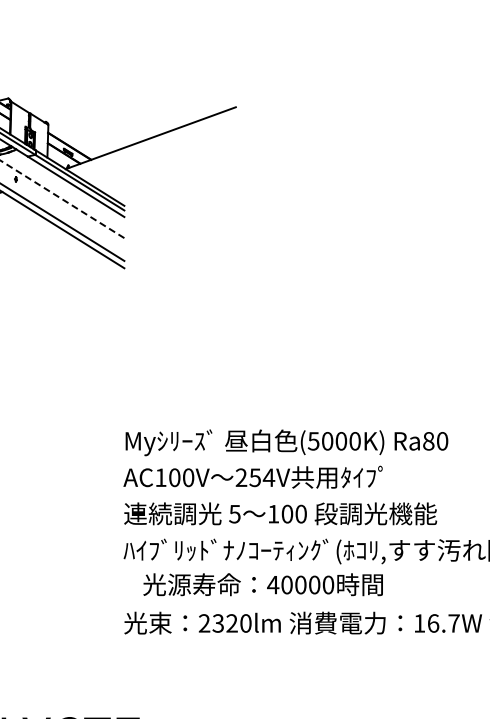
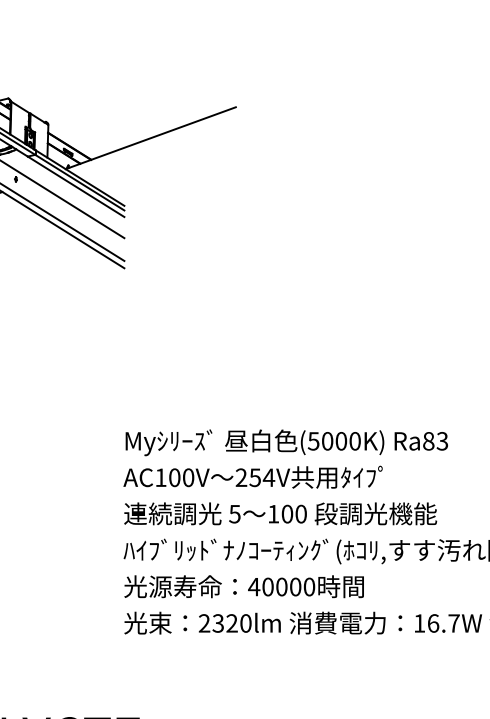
line: dashed -> solid (62, 199)
text: Ra80 -> Ra83 (442, 441)
text position: (262, 584) -> (243, 586) (243, 586)
